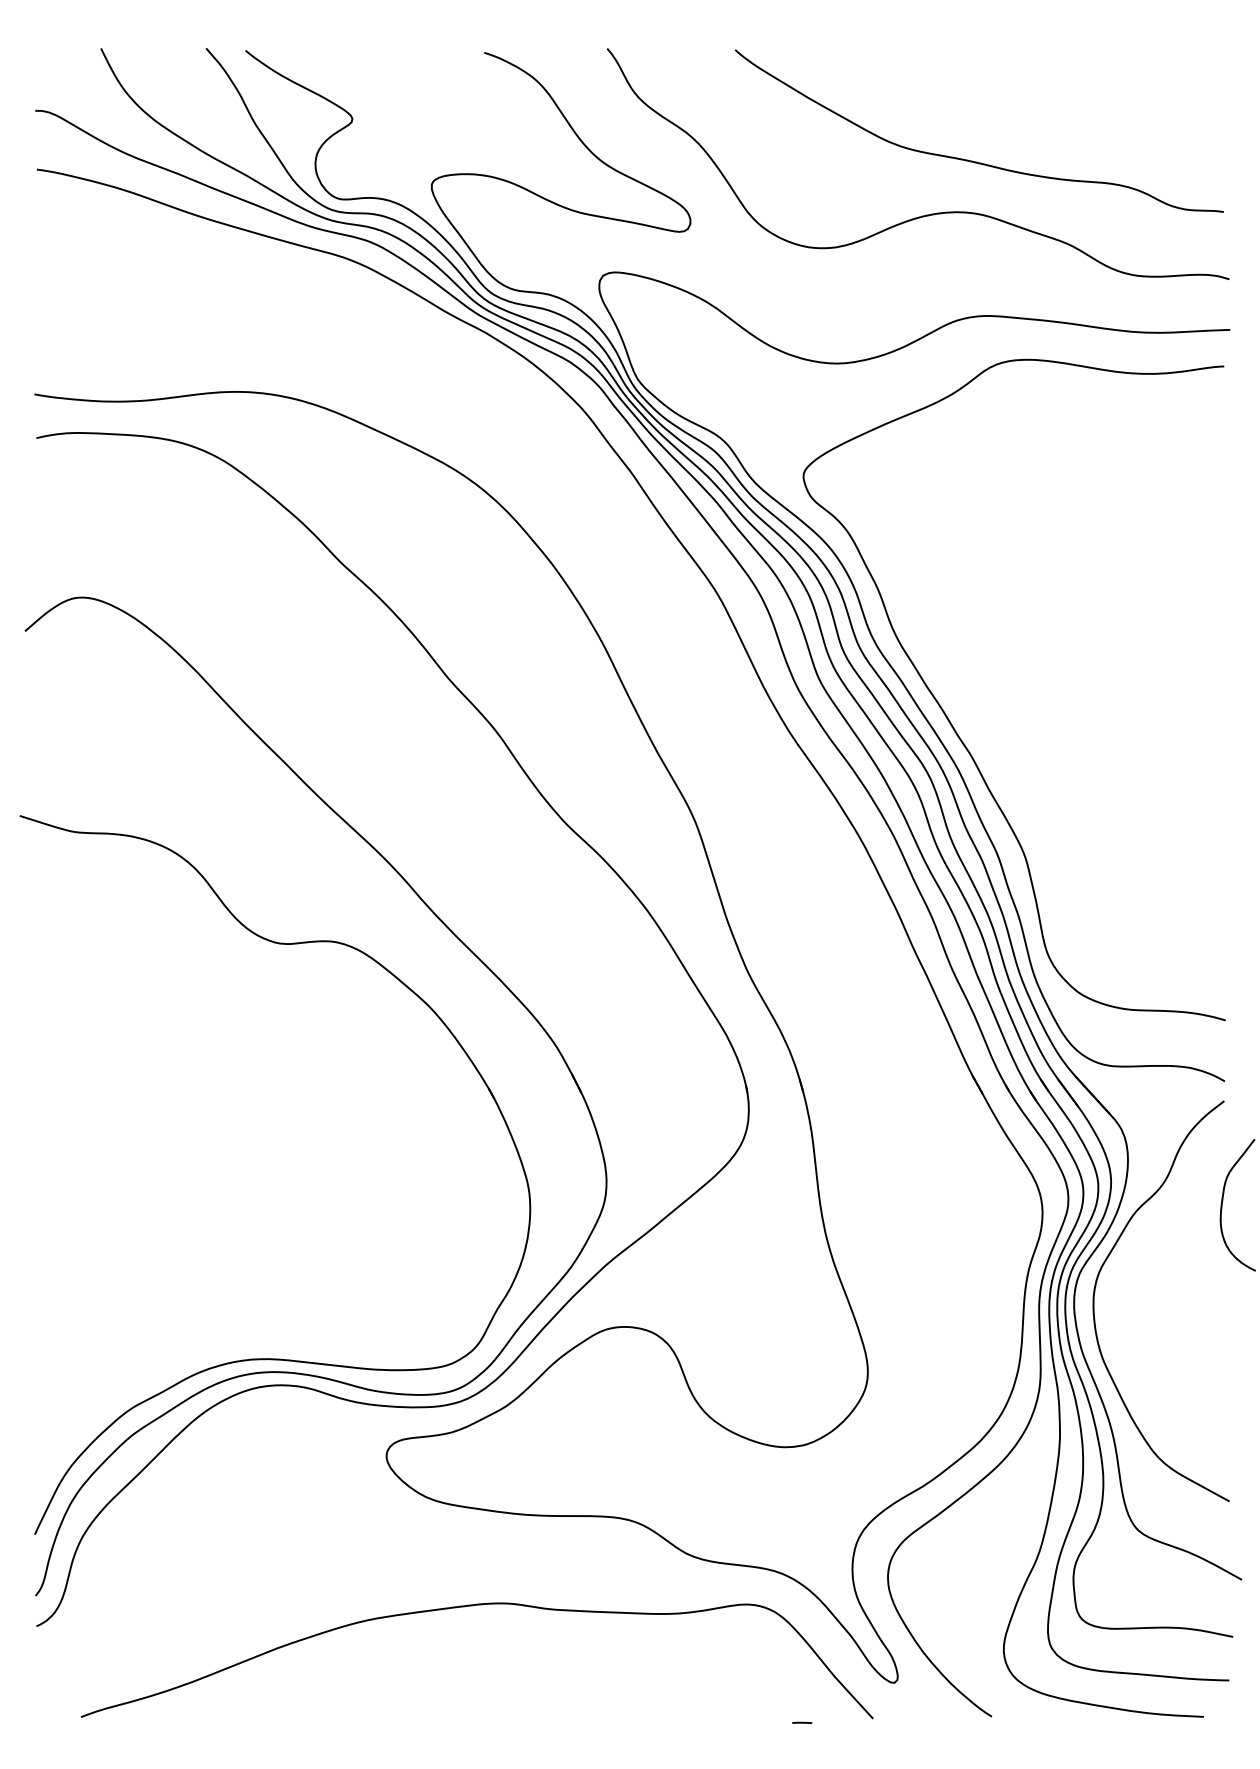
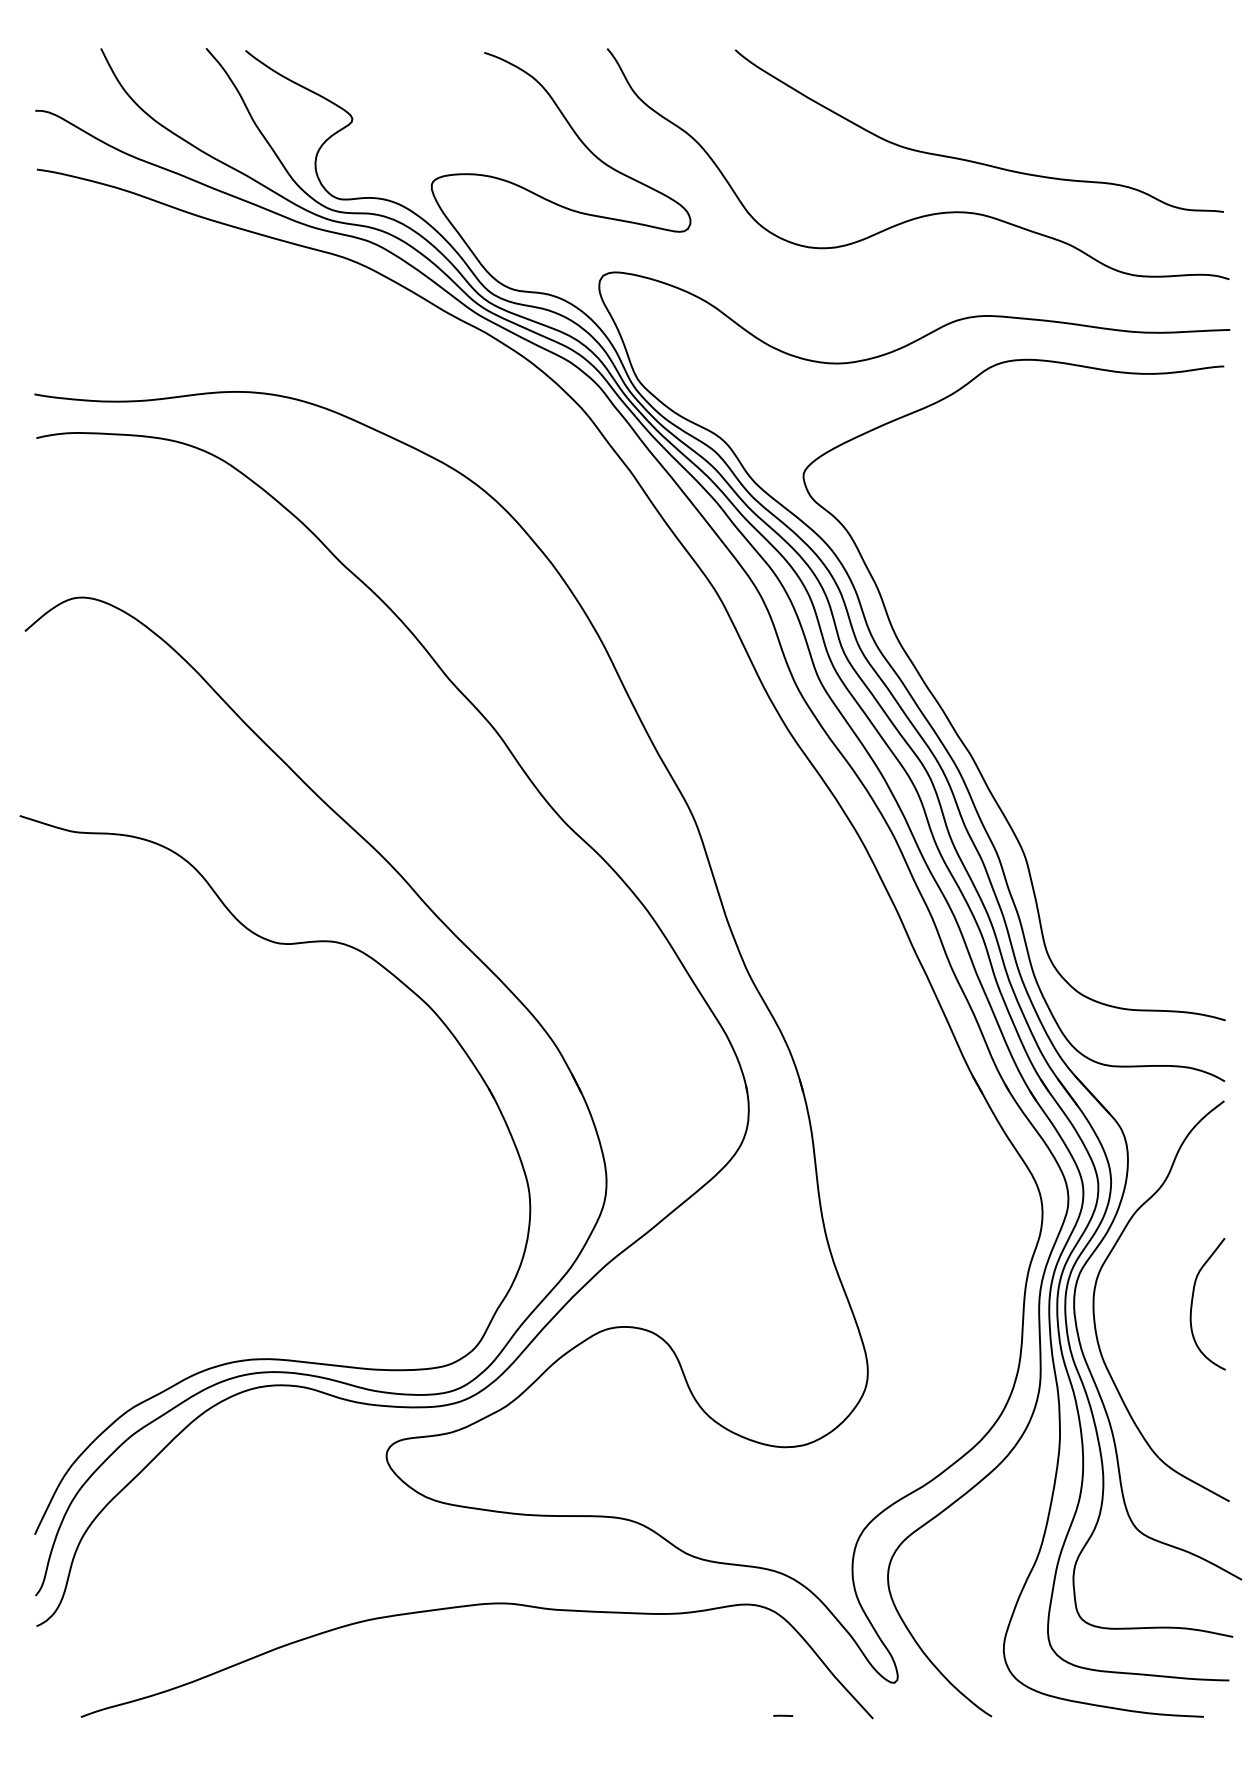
curve position: (1223, 1200) -> (1193, 1299) (1193, 1299)
line position: (802, 1722) -> (783, 1715) (783, 1715)
